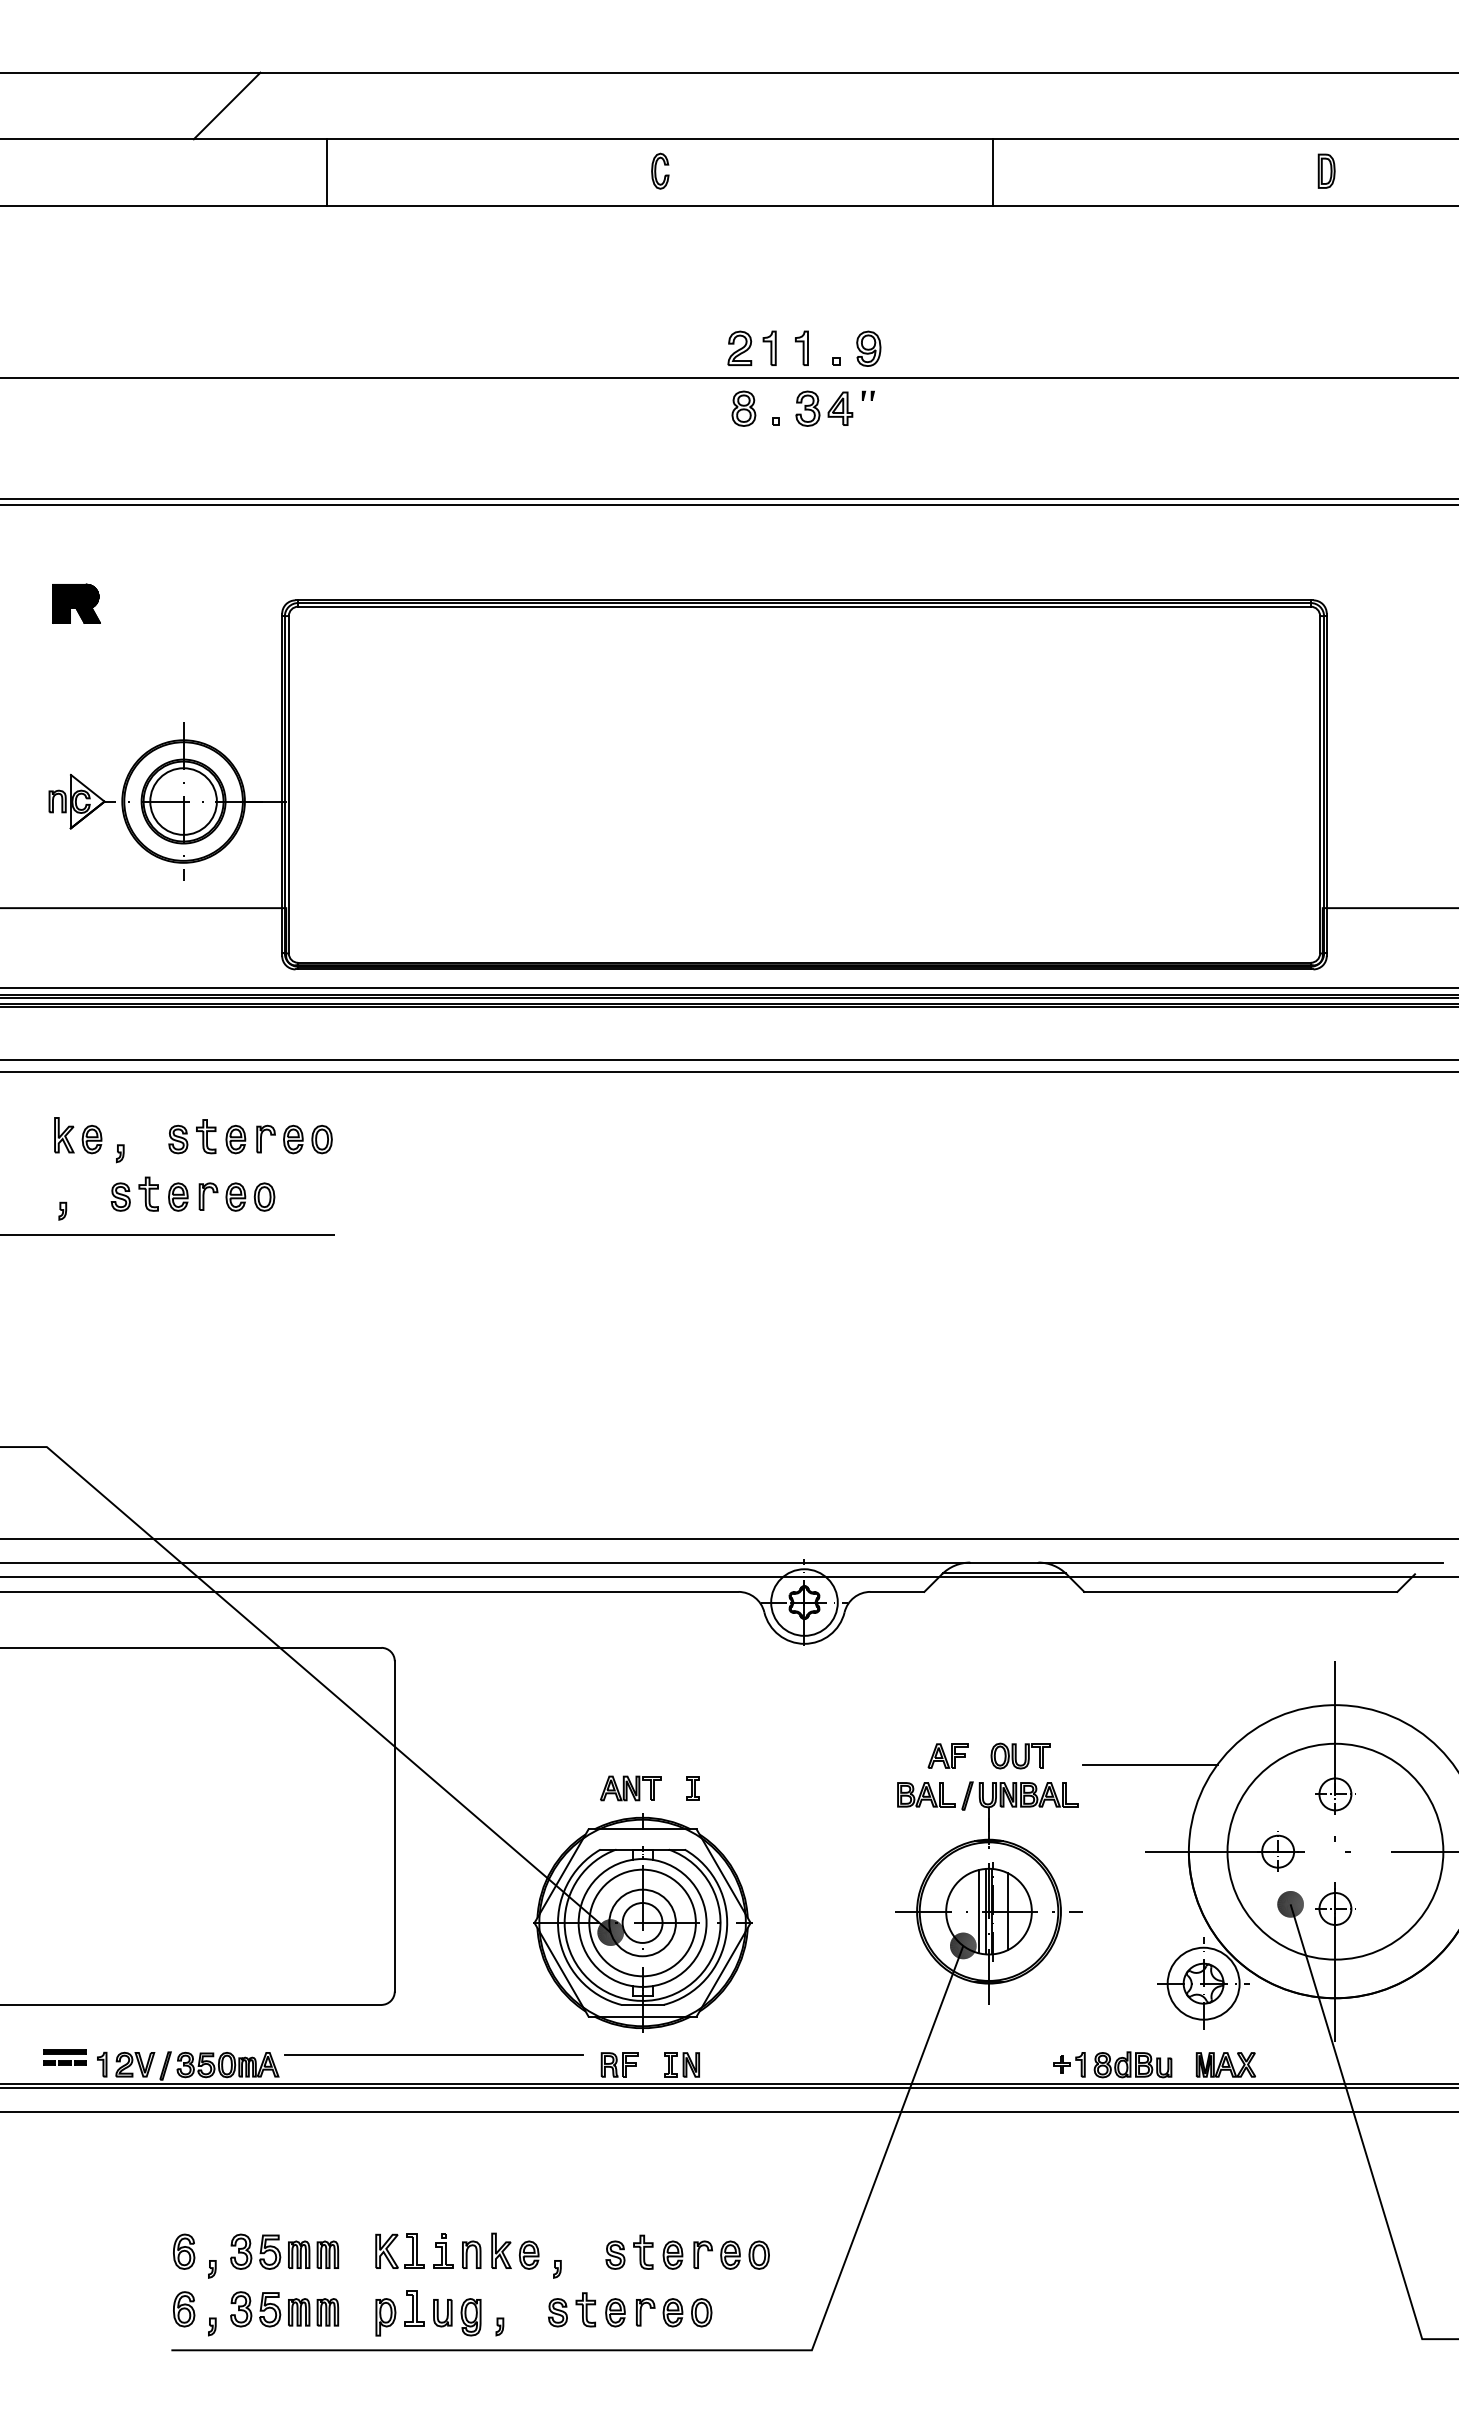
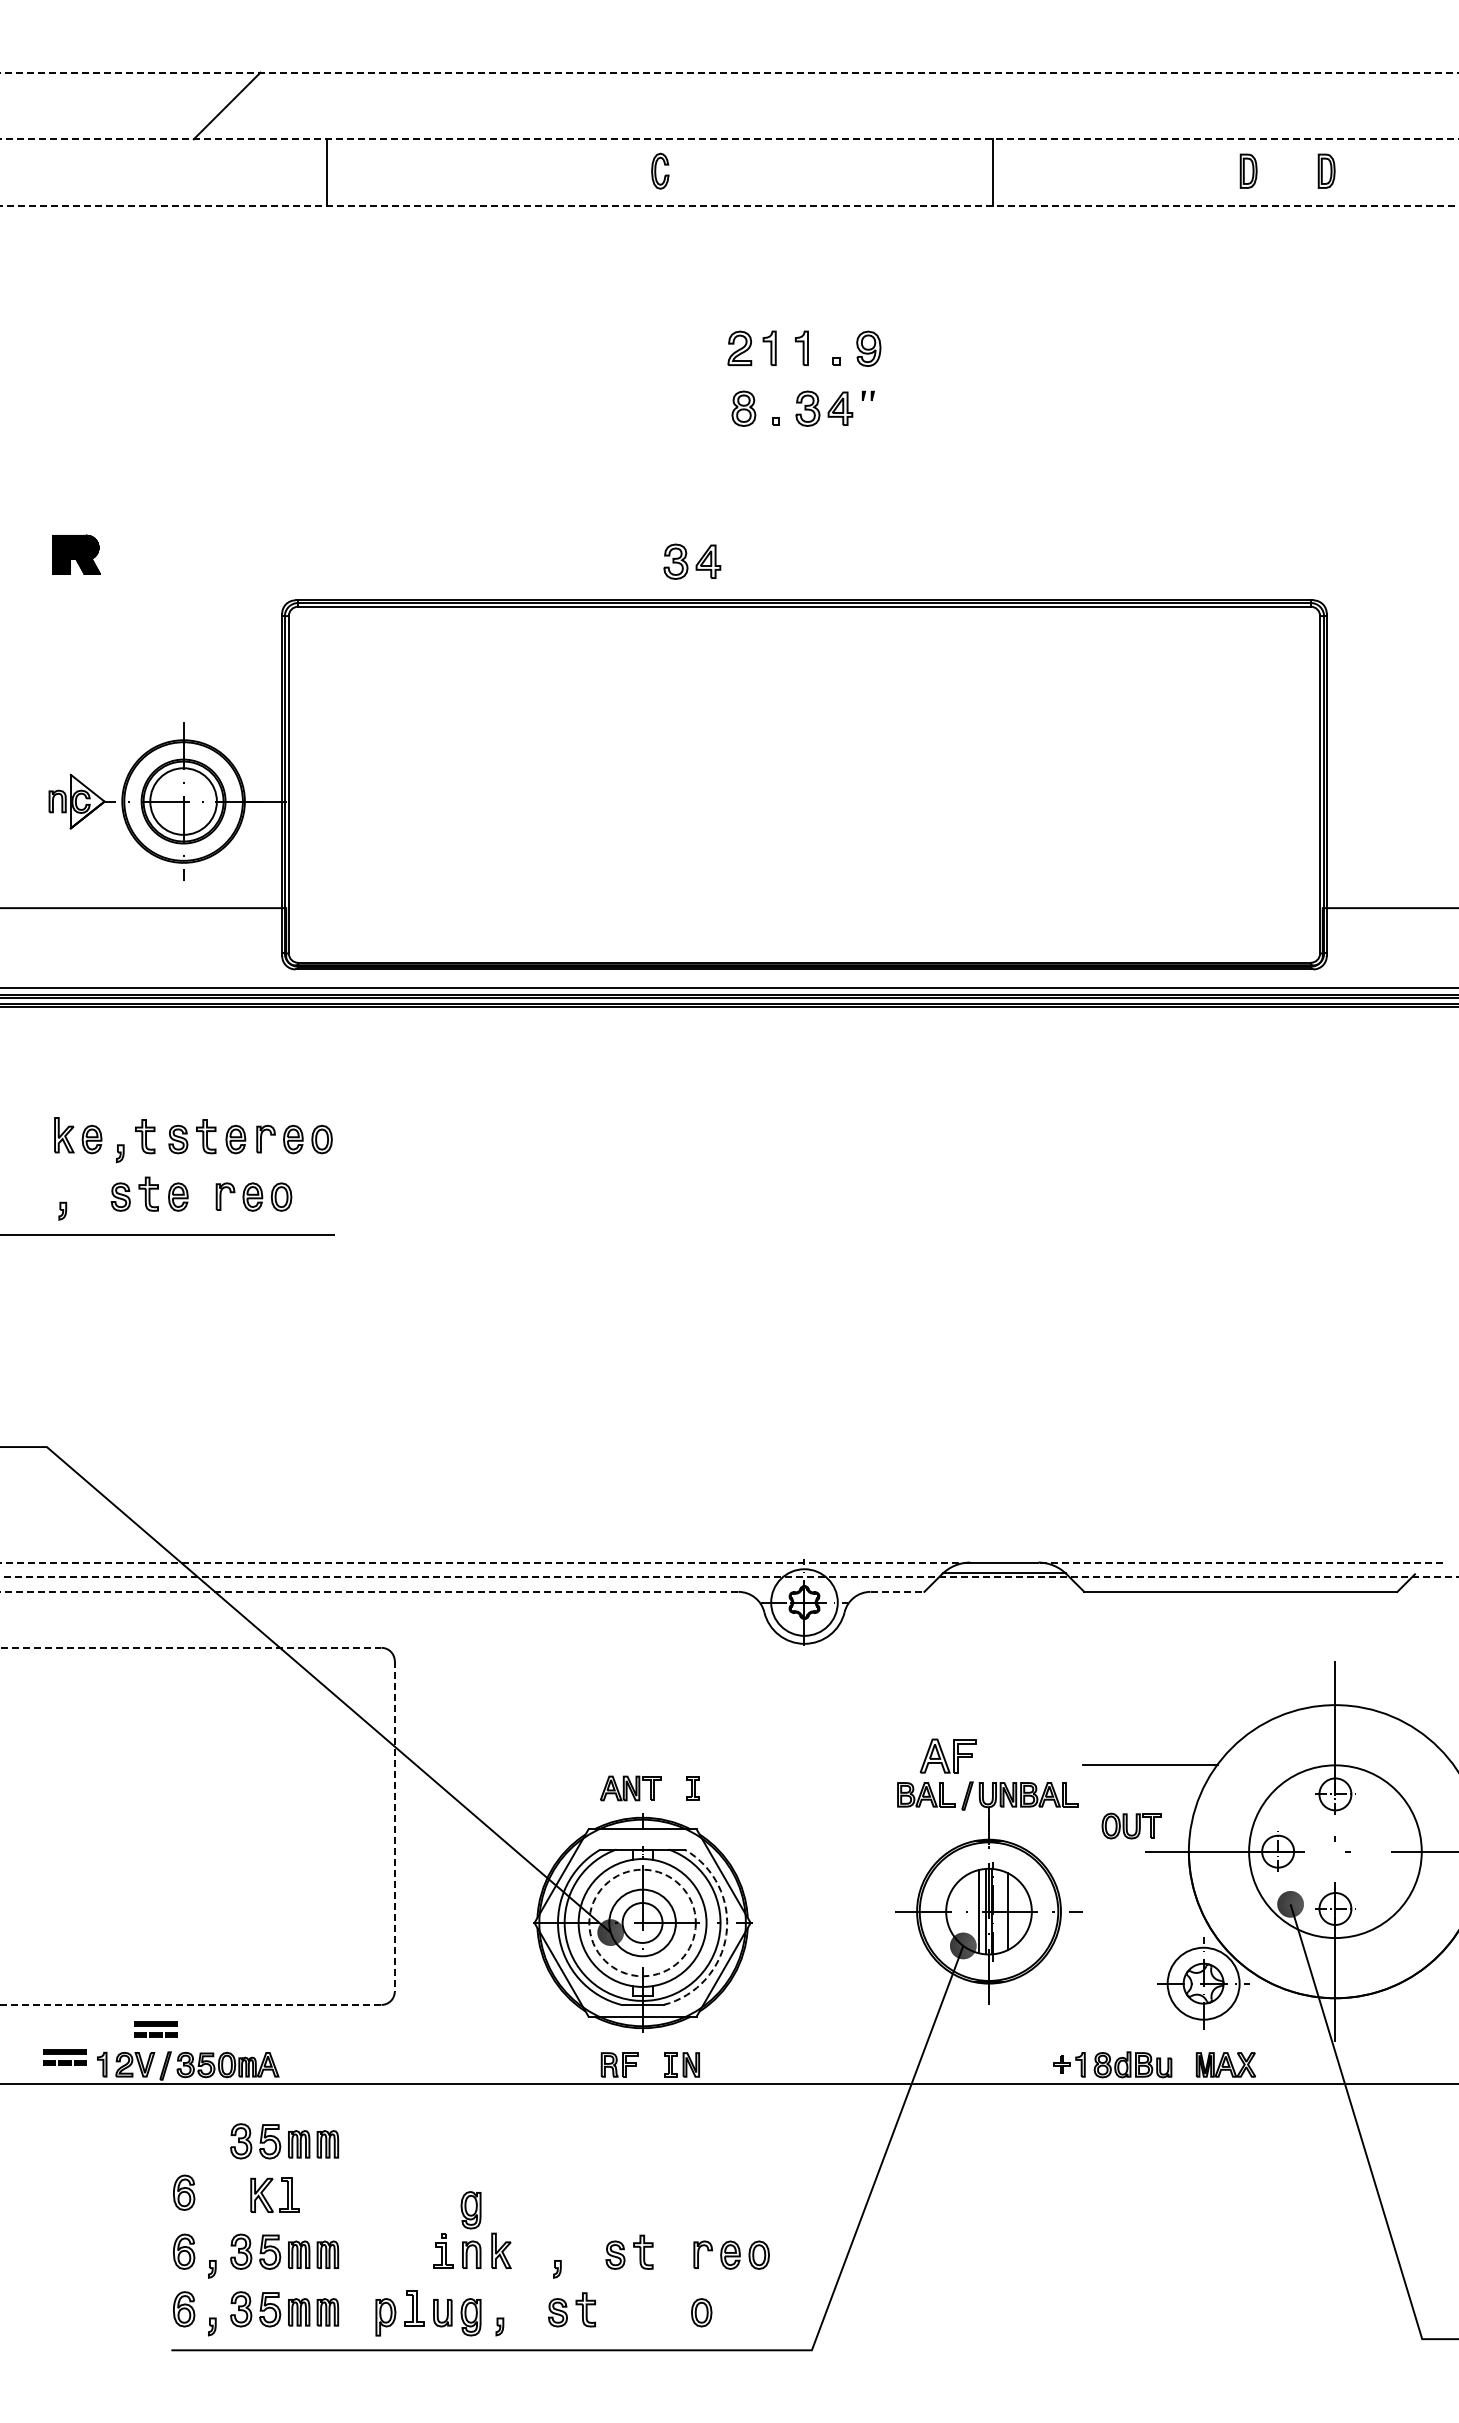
line: solid -> dashed (729, 72)
line: solid -> dashed (729, 139)
part: none -> present (1248, 170)
line: solid -> dashed (729, 205)
line: present -> none (728, 378)
line: present -> none (728, 499)
line: present -> none (728, 505)
part: none -> present (692, 561)
part position: (76, 603) -> (76, 554) (76, 554)
line: present -> none (728, 1059)
line: present -> none (728, 1072)
part: none -> present (145, 1136)
part position: (236, 1196) -> (253, 1196) (253, 1196)
line: present -> none (728, 1538)
line: solid -> dashed (485, 1562)
line: solid -> dashed (1240, 1562)
line: solid -> dashed (729, 1577)
line: solid -> dashed (369, 1591)
line: solid -> dashed (897, 1591)
line: solid -> dashed (191, 1647)
part size: 42x26 px -> 58x36 px (947, 1755)
part position: (1020, 1755) -> (1131, 1825) (1131, 1825)
line: solid -> dashed (394, 1826)
circle diameter: 216 px -> 173 px (1335, 1851)
circle: solid -> dashed (642, 1922)
arc: solid -> dashed (726, 1934)
line: solid -> dashed (190, 2004)
part: none -> present (155, 2029)
line: present -> none (433, 2055)
line: present -> none (728, 2087)
line: present -> none (728, 2111)
part: none -> present (284, 2141)
part: none -> present (184, 2192)
part: none -> present (470, 2210)
part: present -> none (528, 2254)
part: present -> none (672, 2254)
part position: (392, 2256) -> (267, 2200) (267, 2200)
part: present -> none (615, 2312)
part: present -> none (659, 2312)
